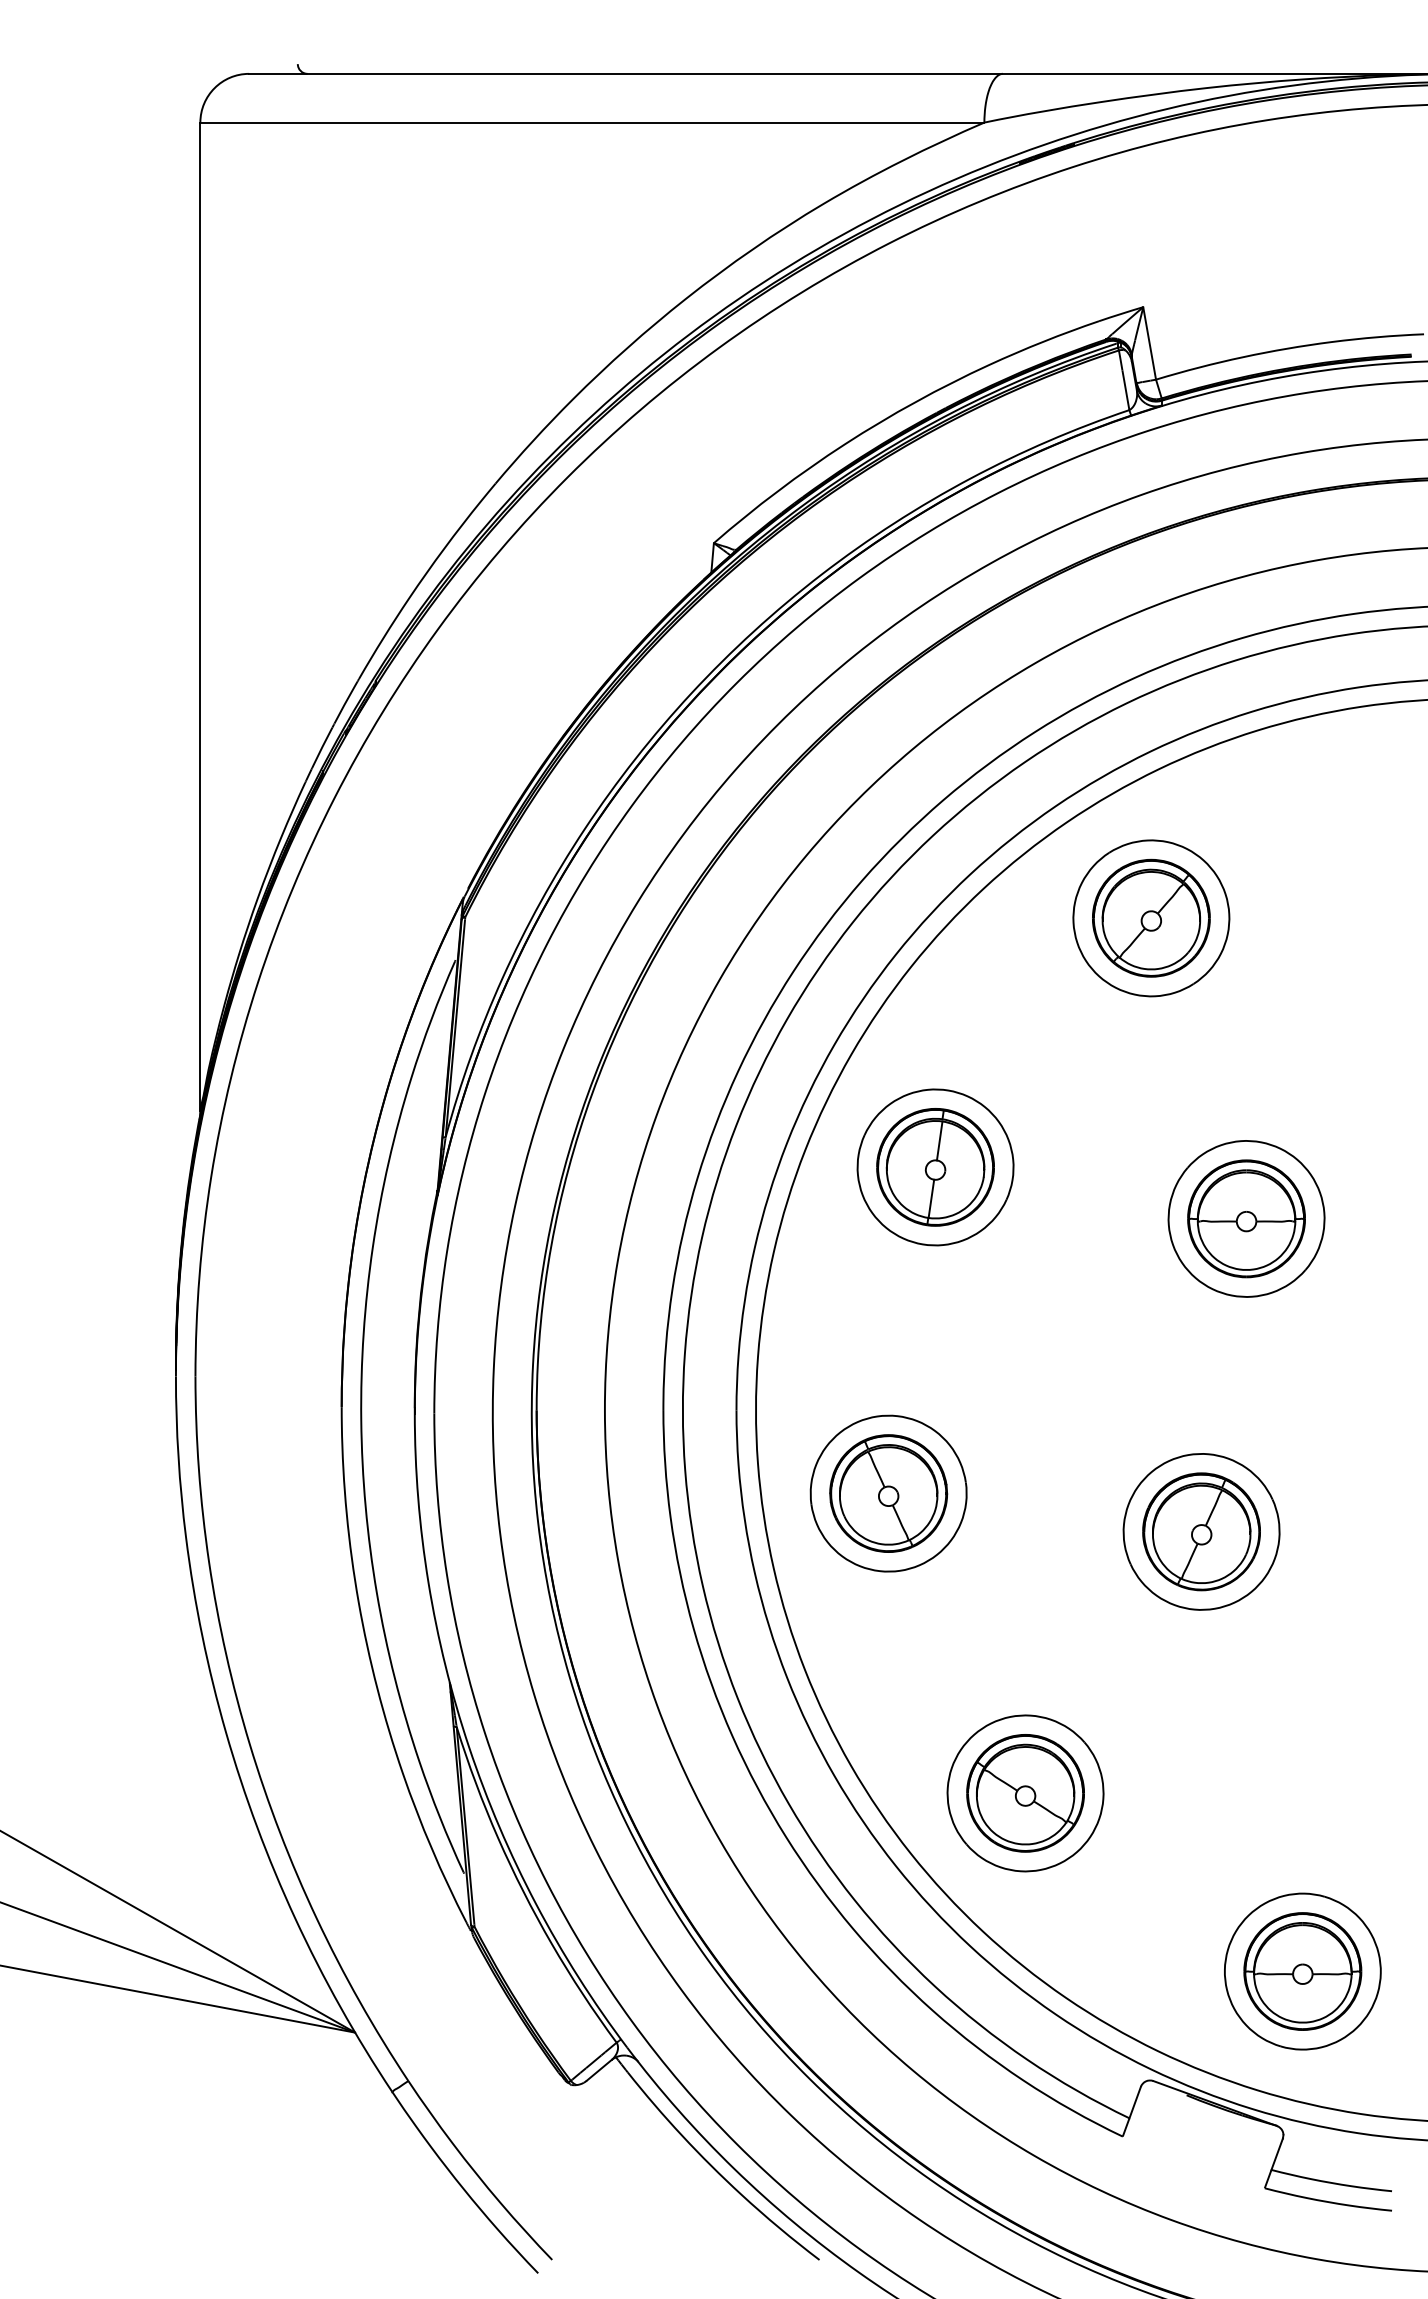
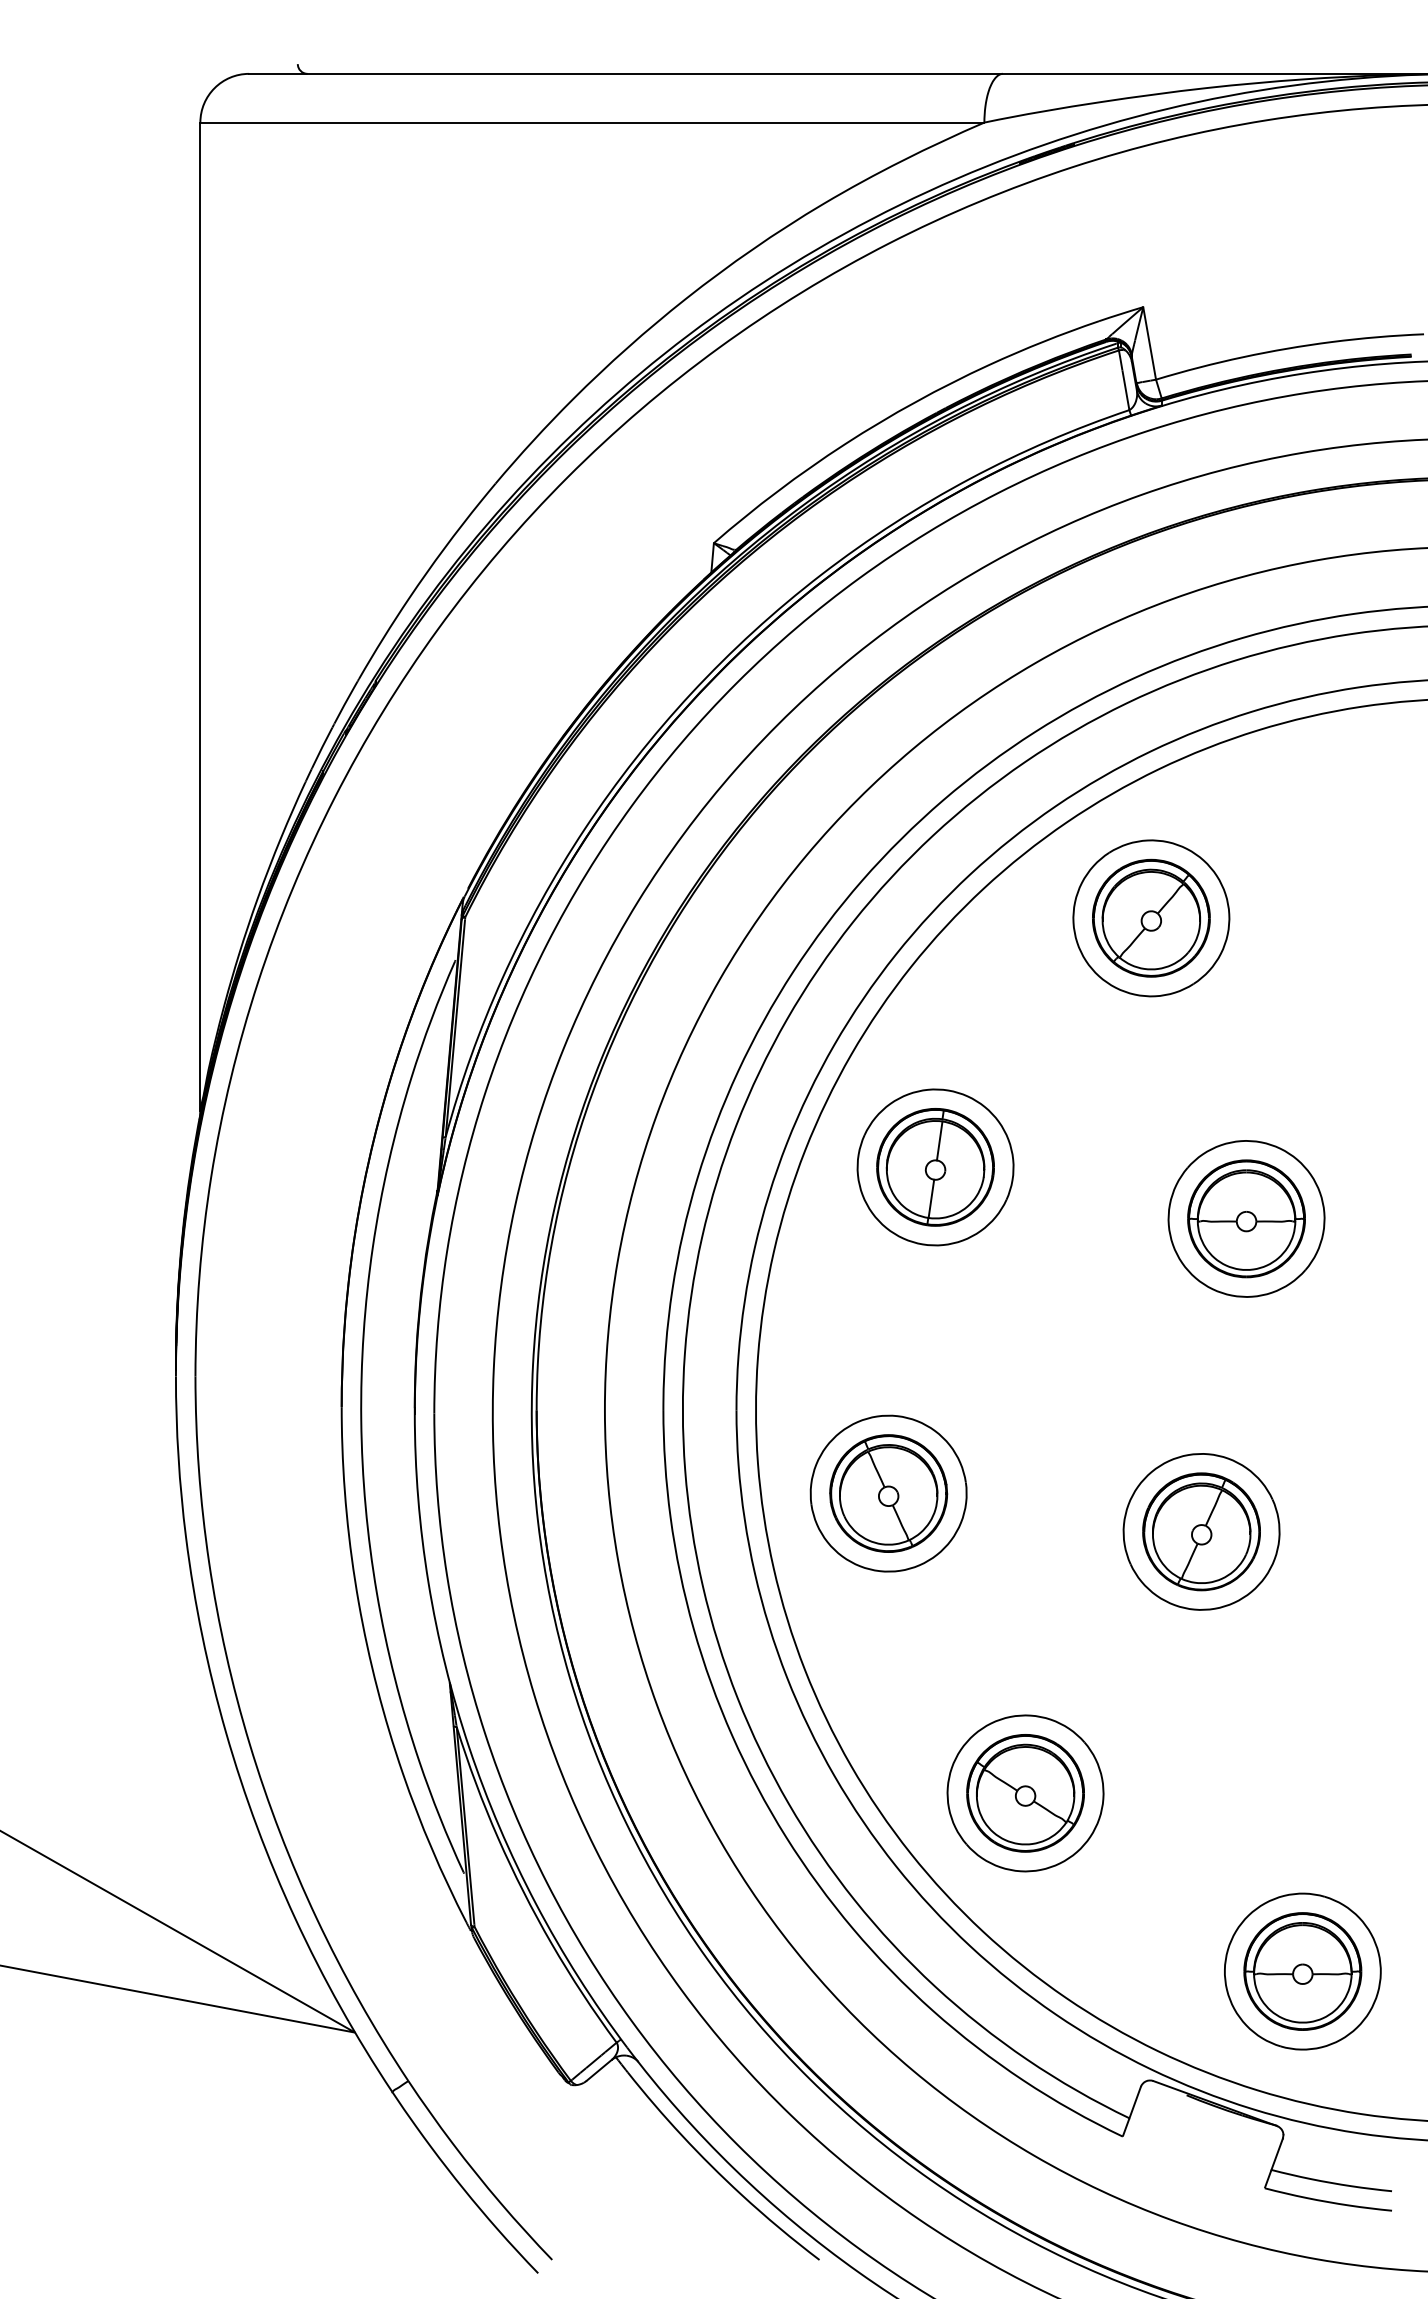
line: present -> none (178, 1967)
